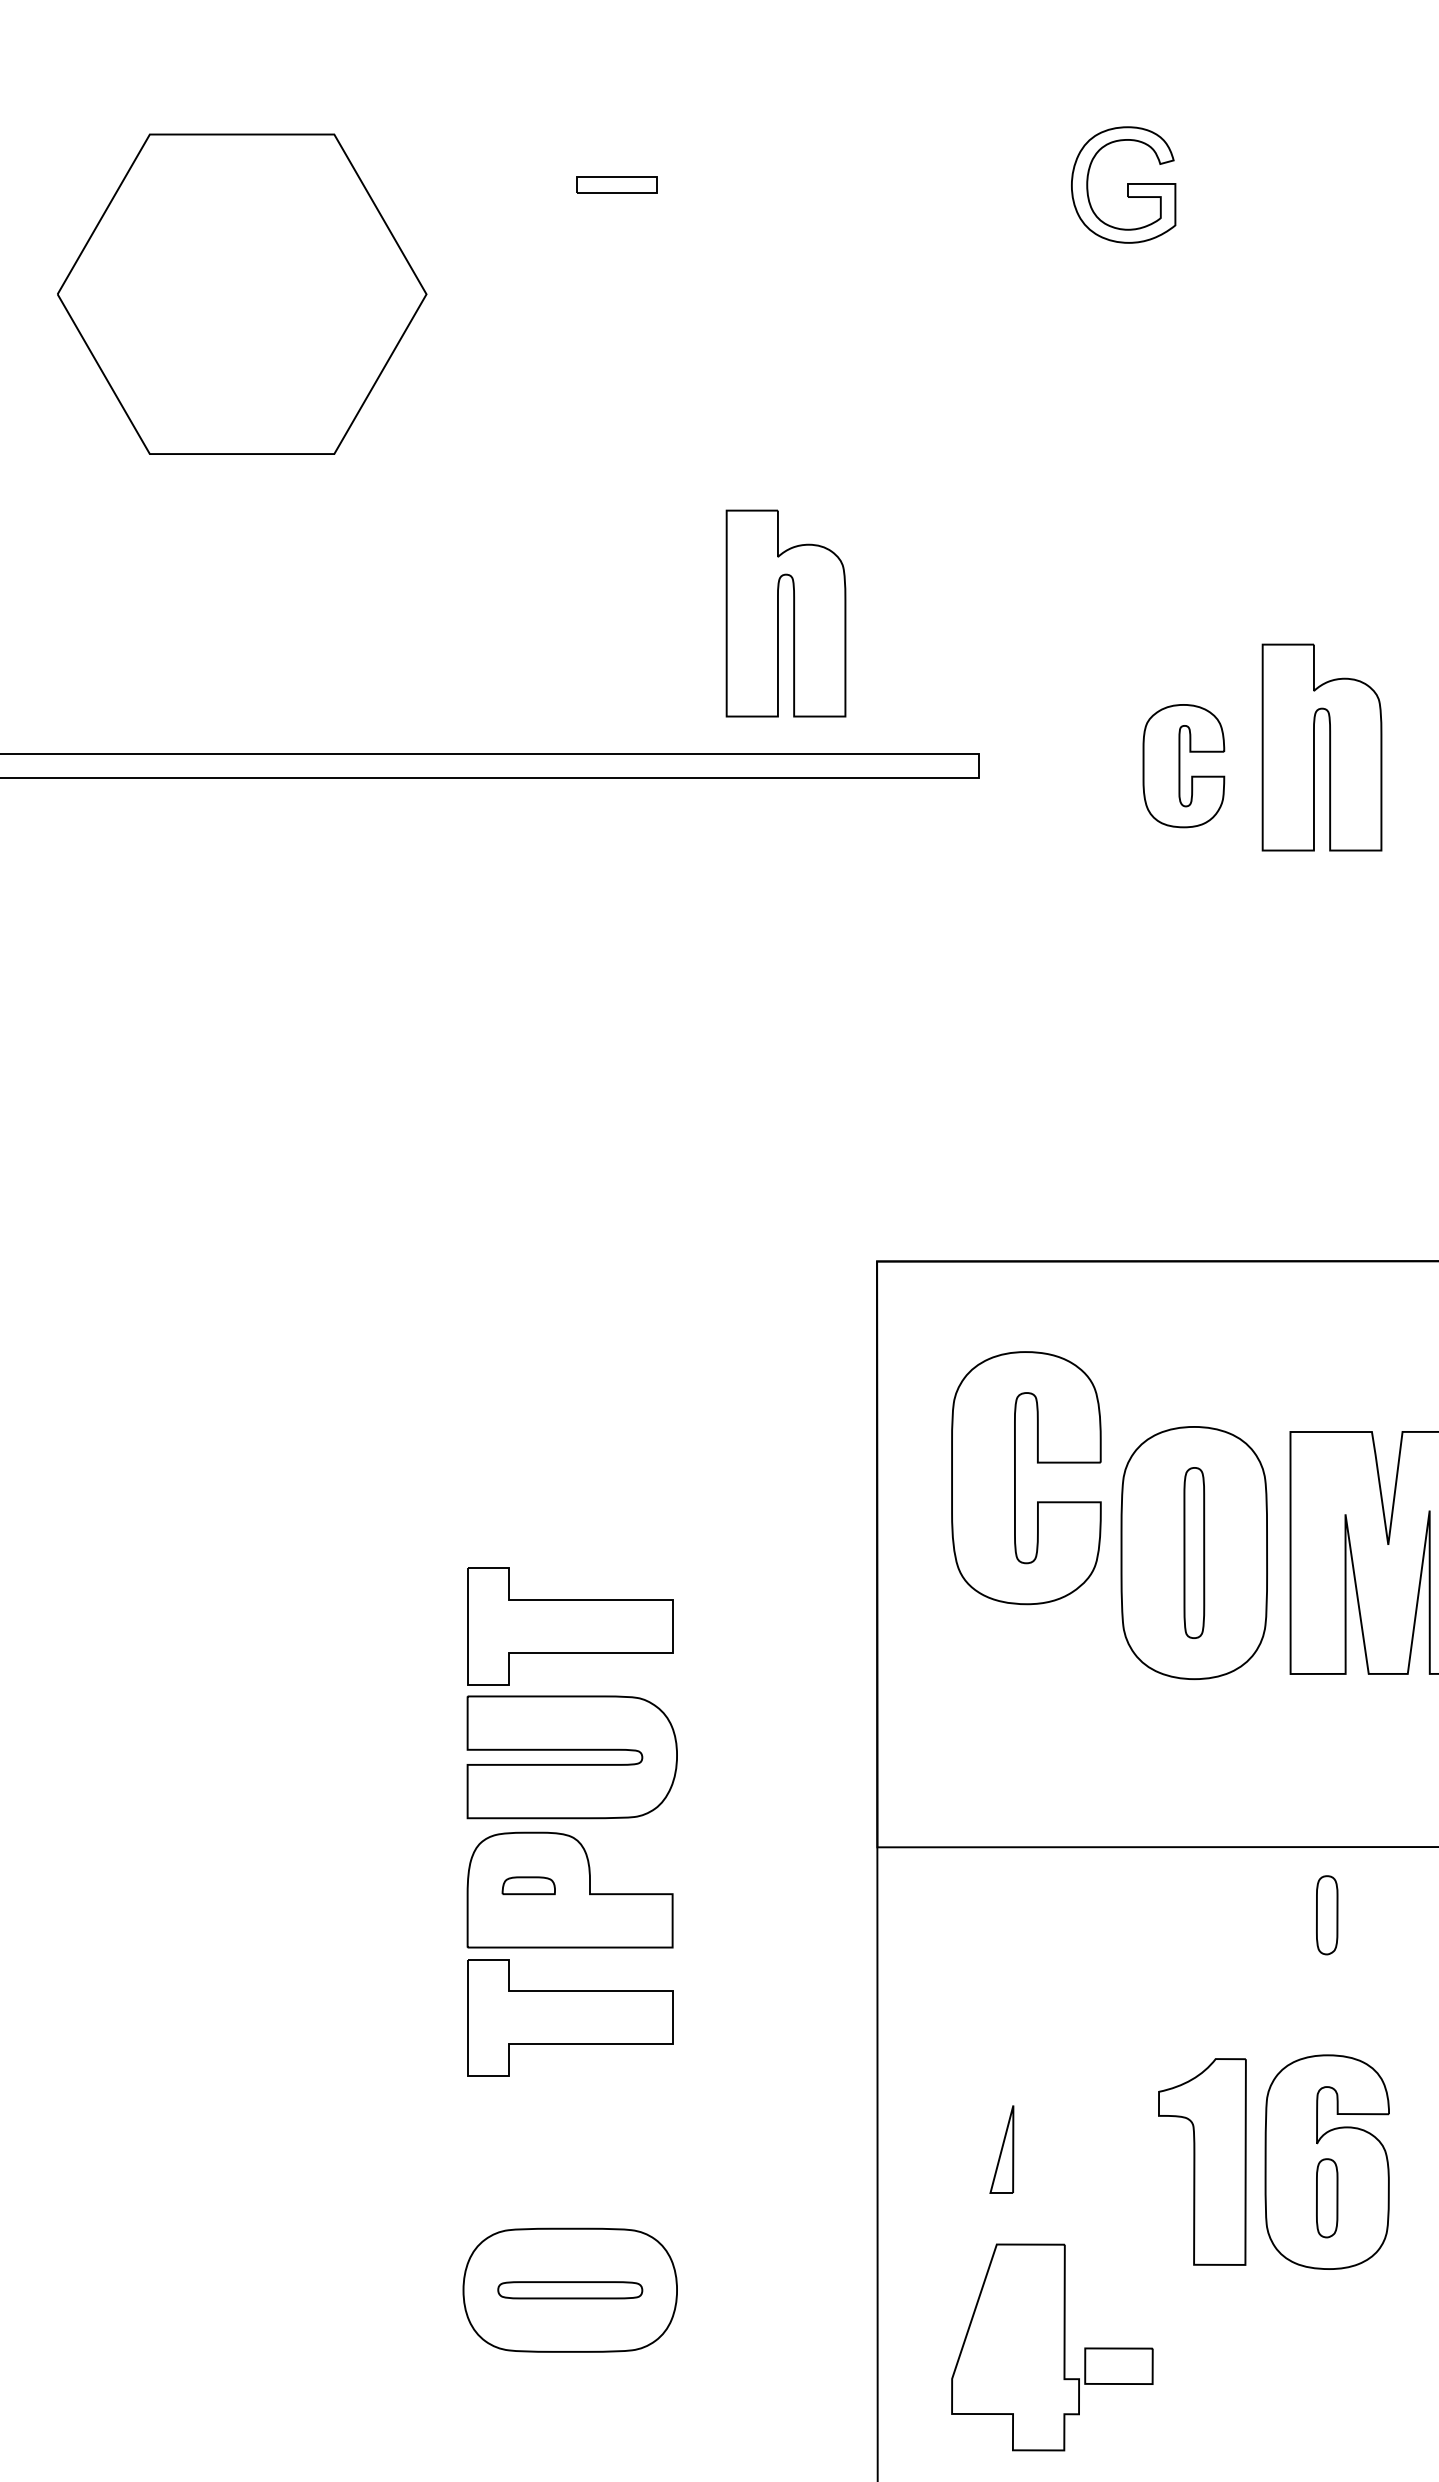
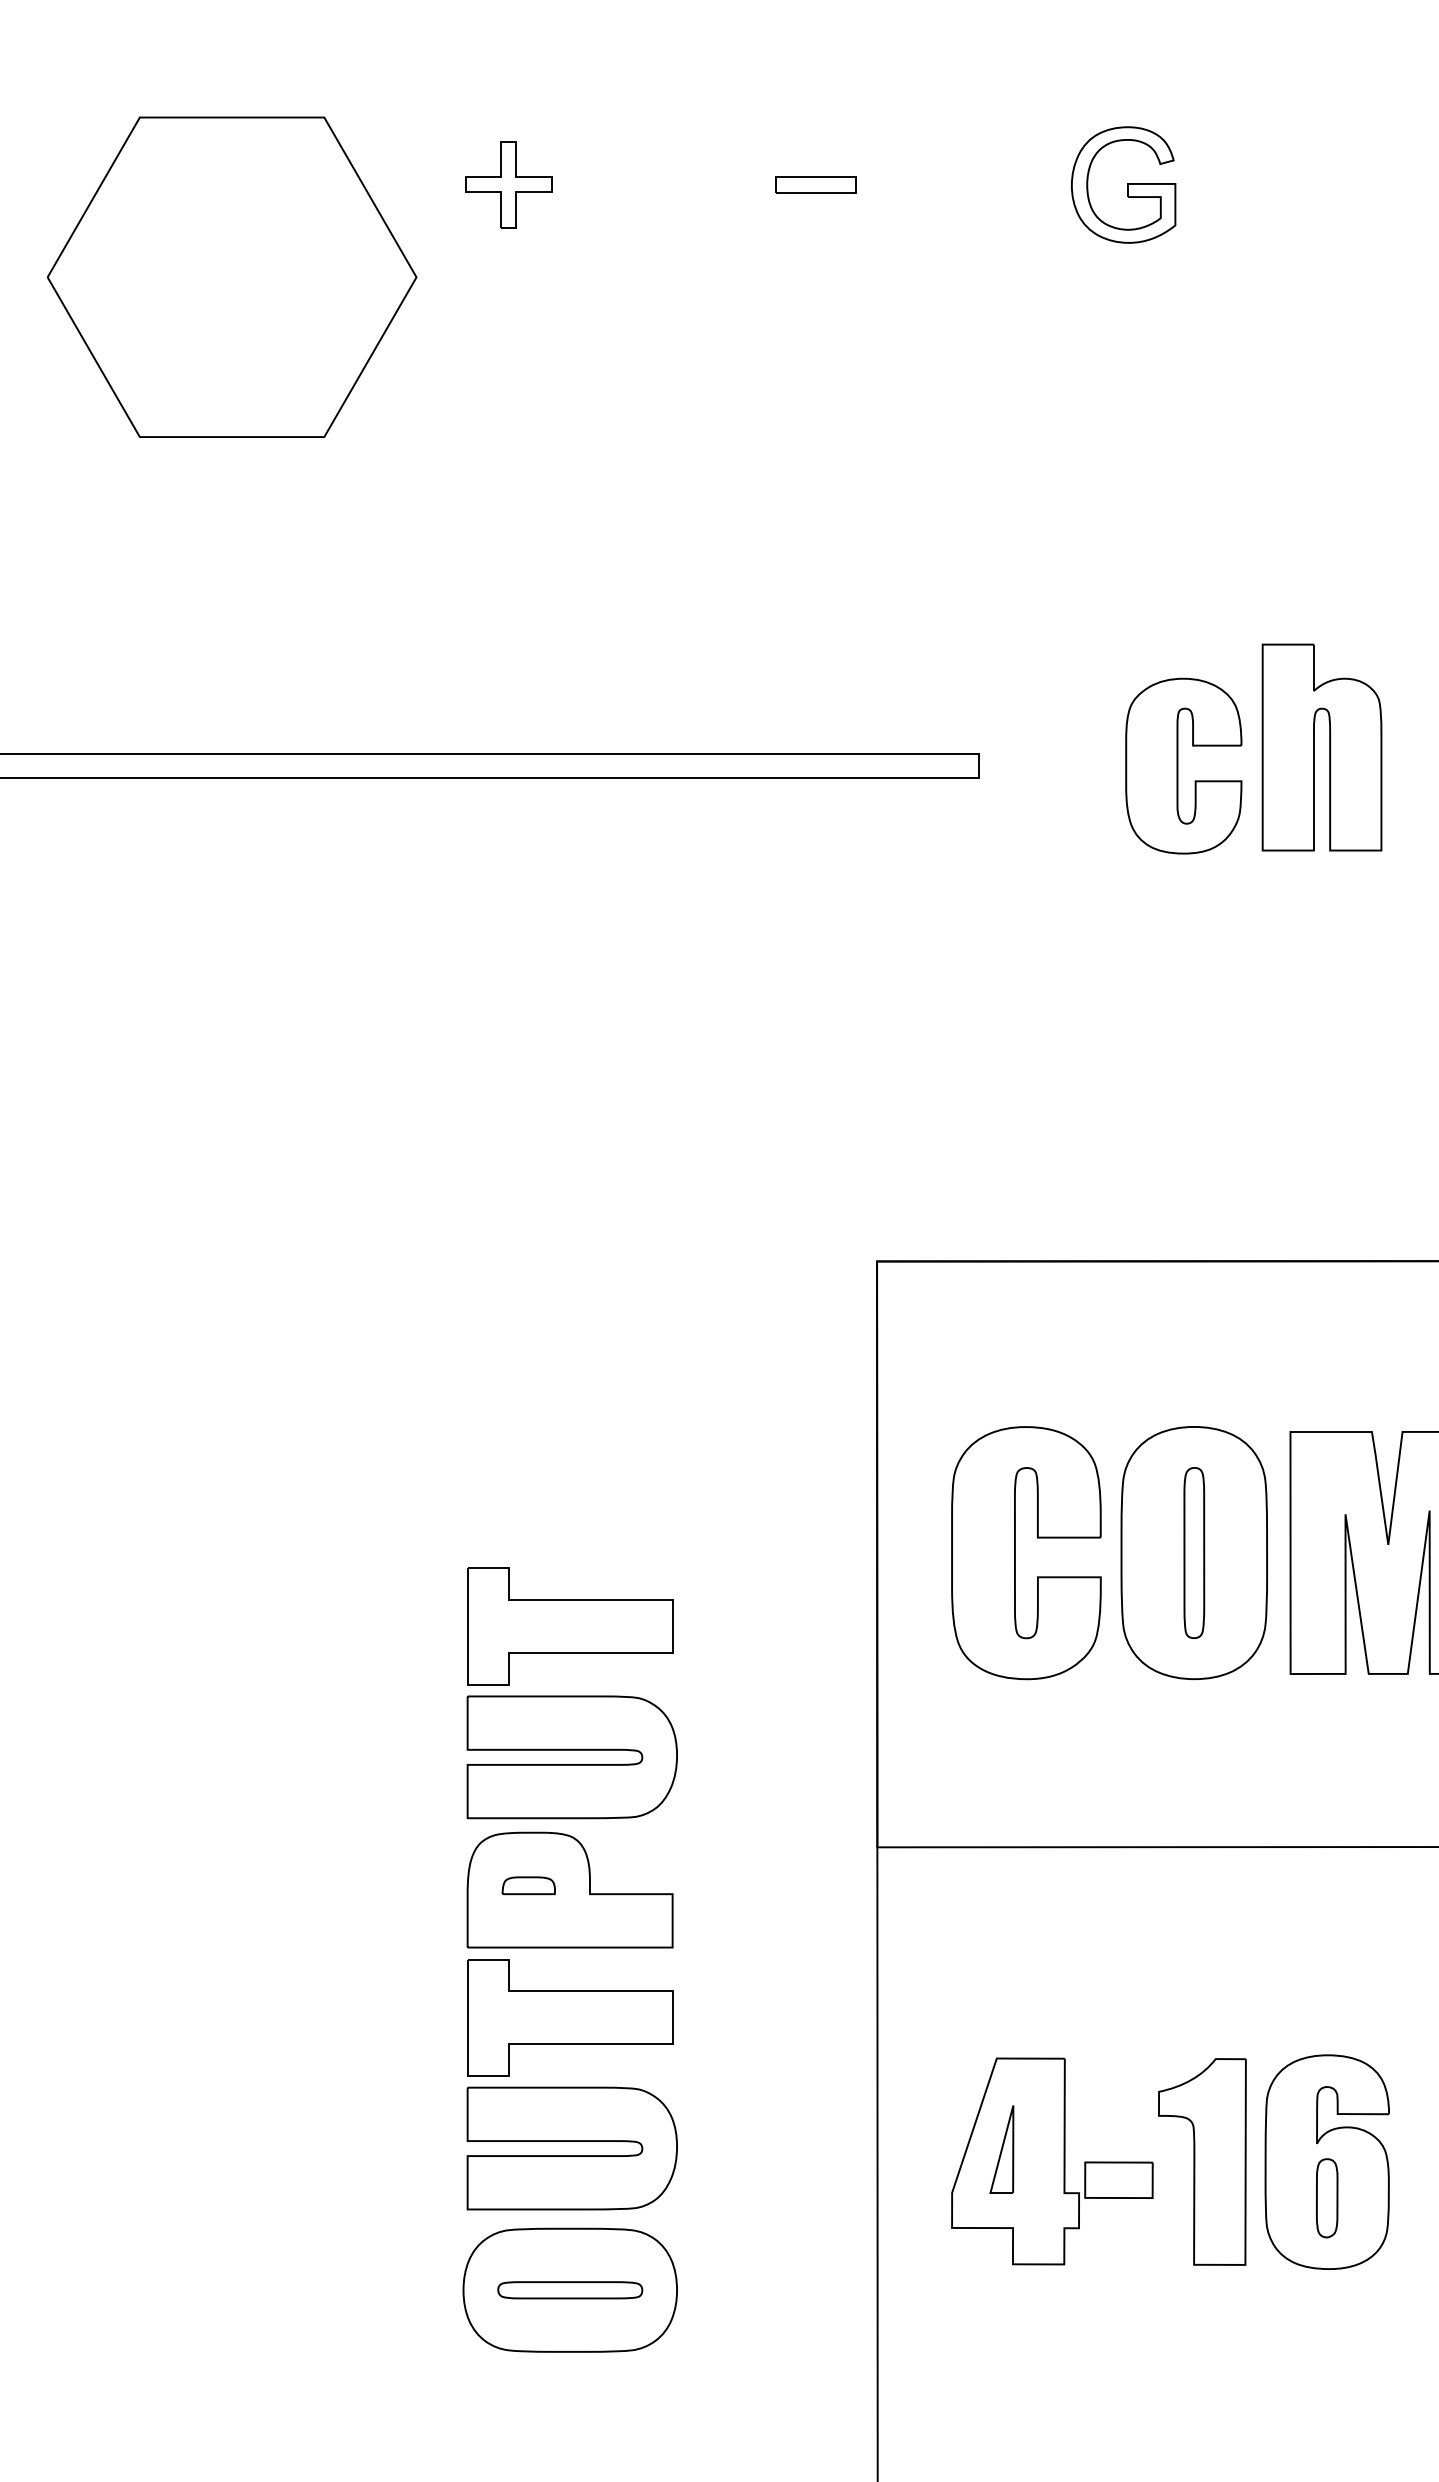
part: none -> present (508, 184)
part position: (616, 184) -> (815, 184) (815, 184)
part position: (242, 293) -> (232, 276) (232, 276)
part: present -> none (778, 613)
part size: 84x125 px -> 118x178 px (1183, 765)
part position: (1015, 1478) -> (1015, 1553) (1015, 1553)
part: present -> none (1327, 1915)
part: none -> present (571, 2141)
part position: (1052, 2347) -> (1052, 2161) (1052, 2161)
